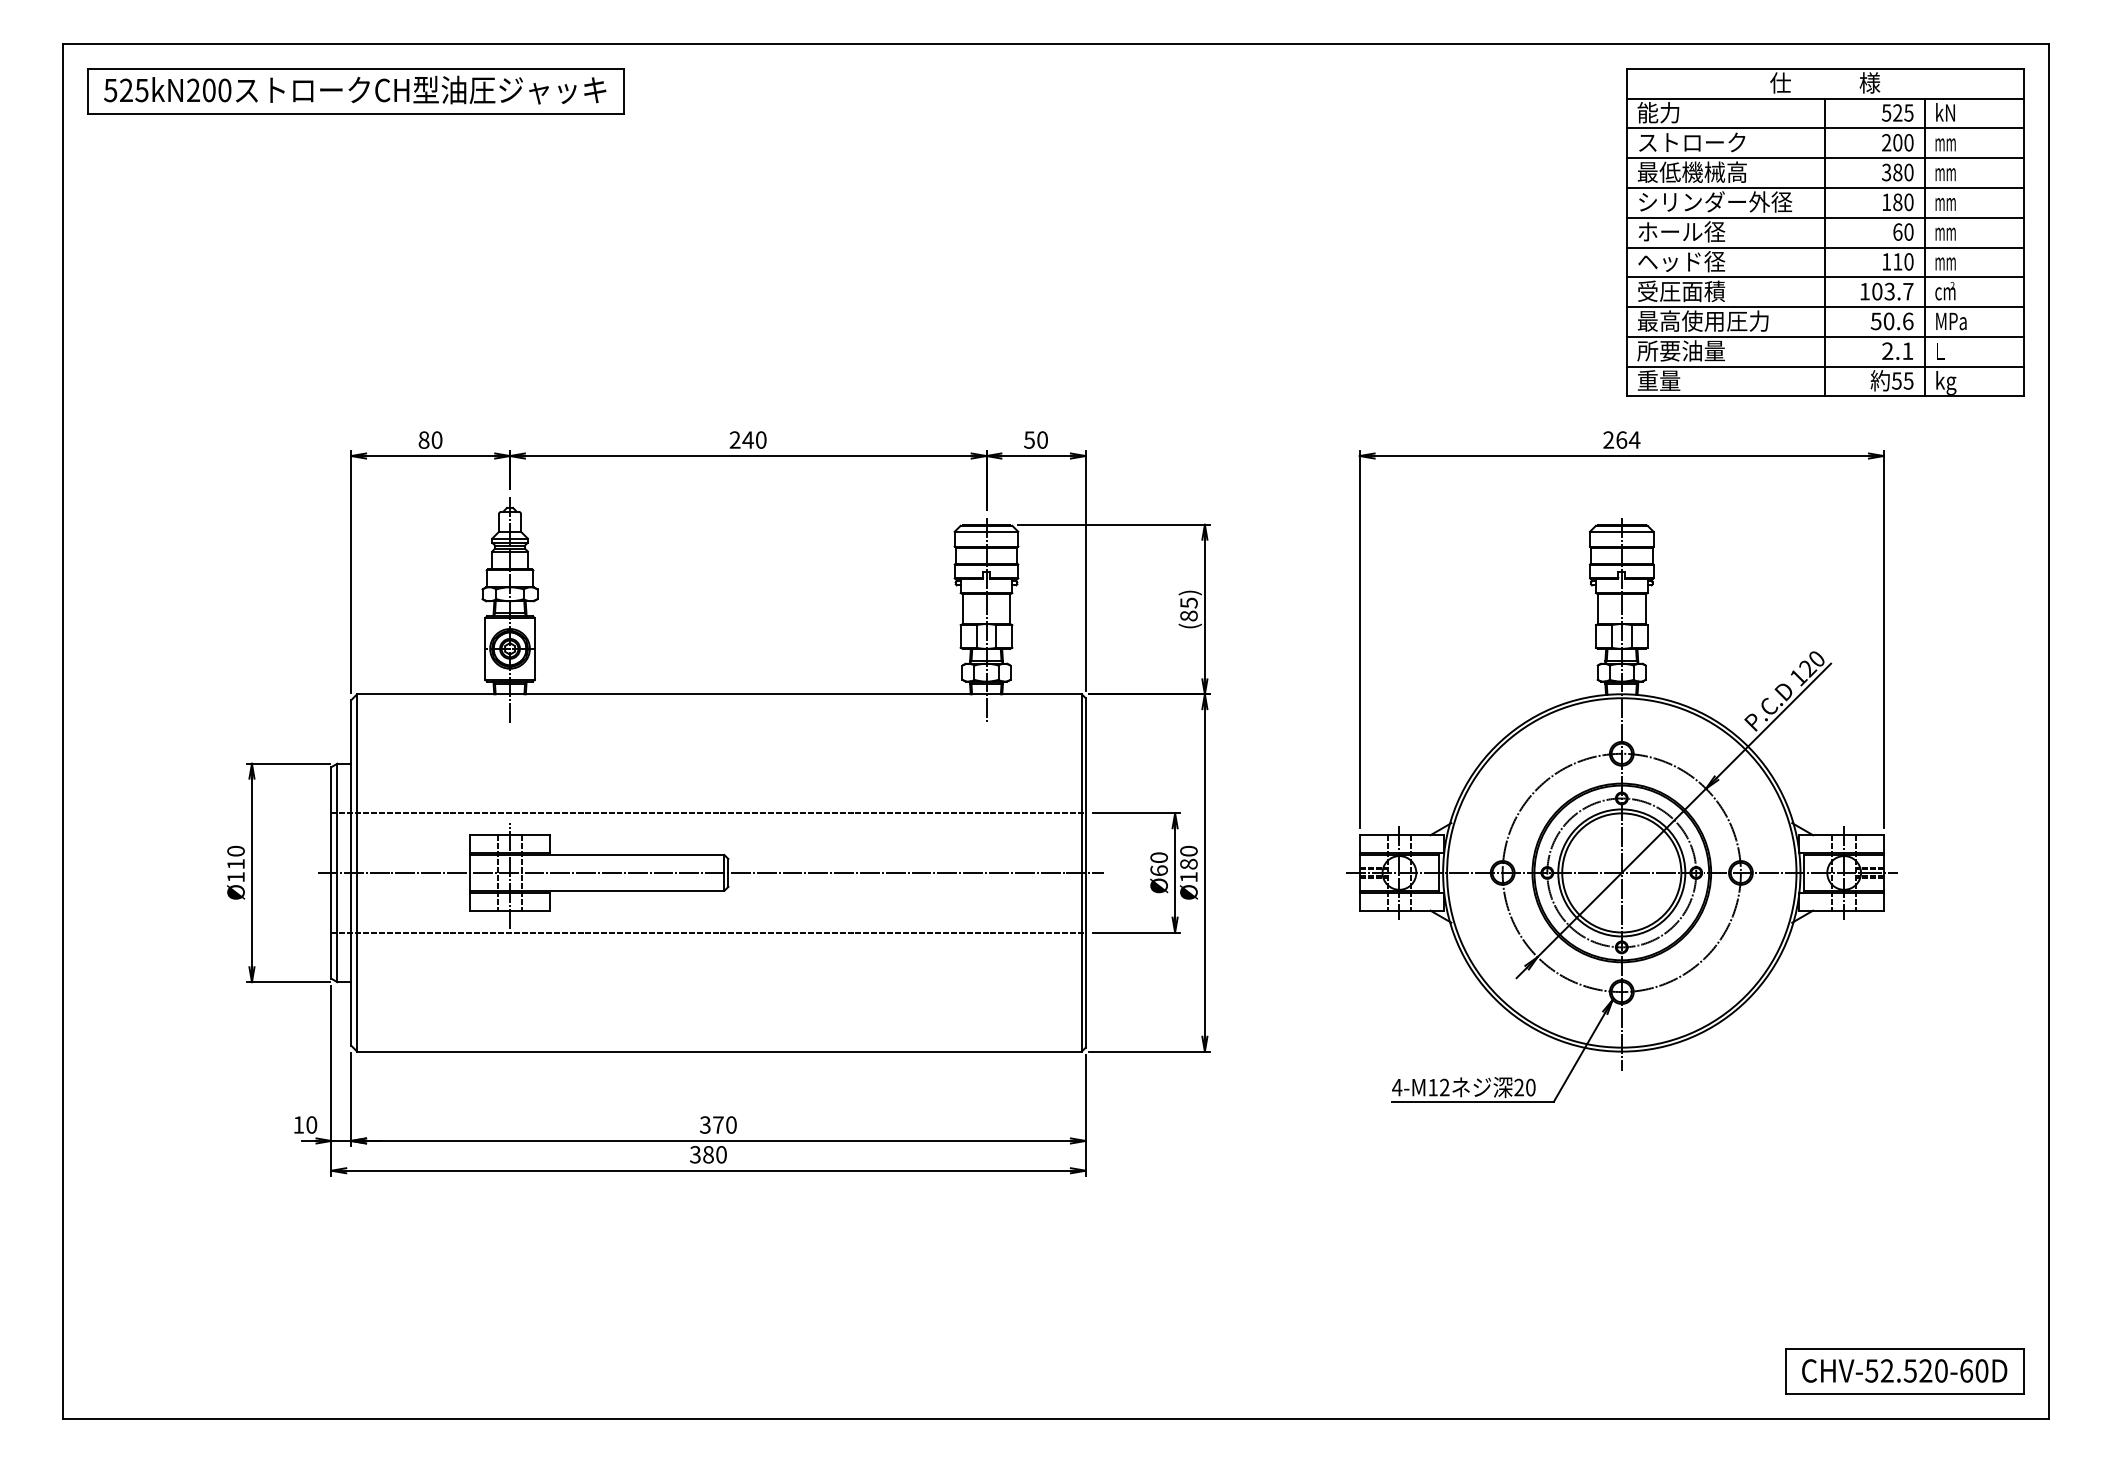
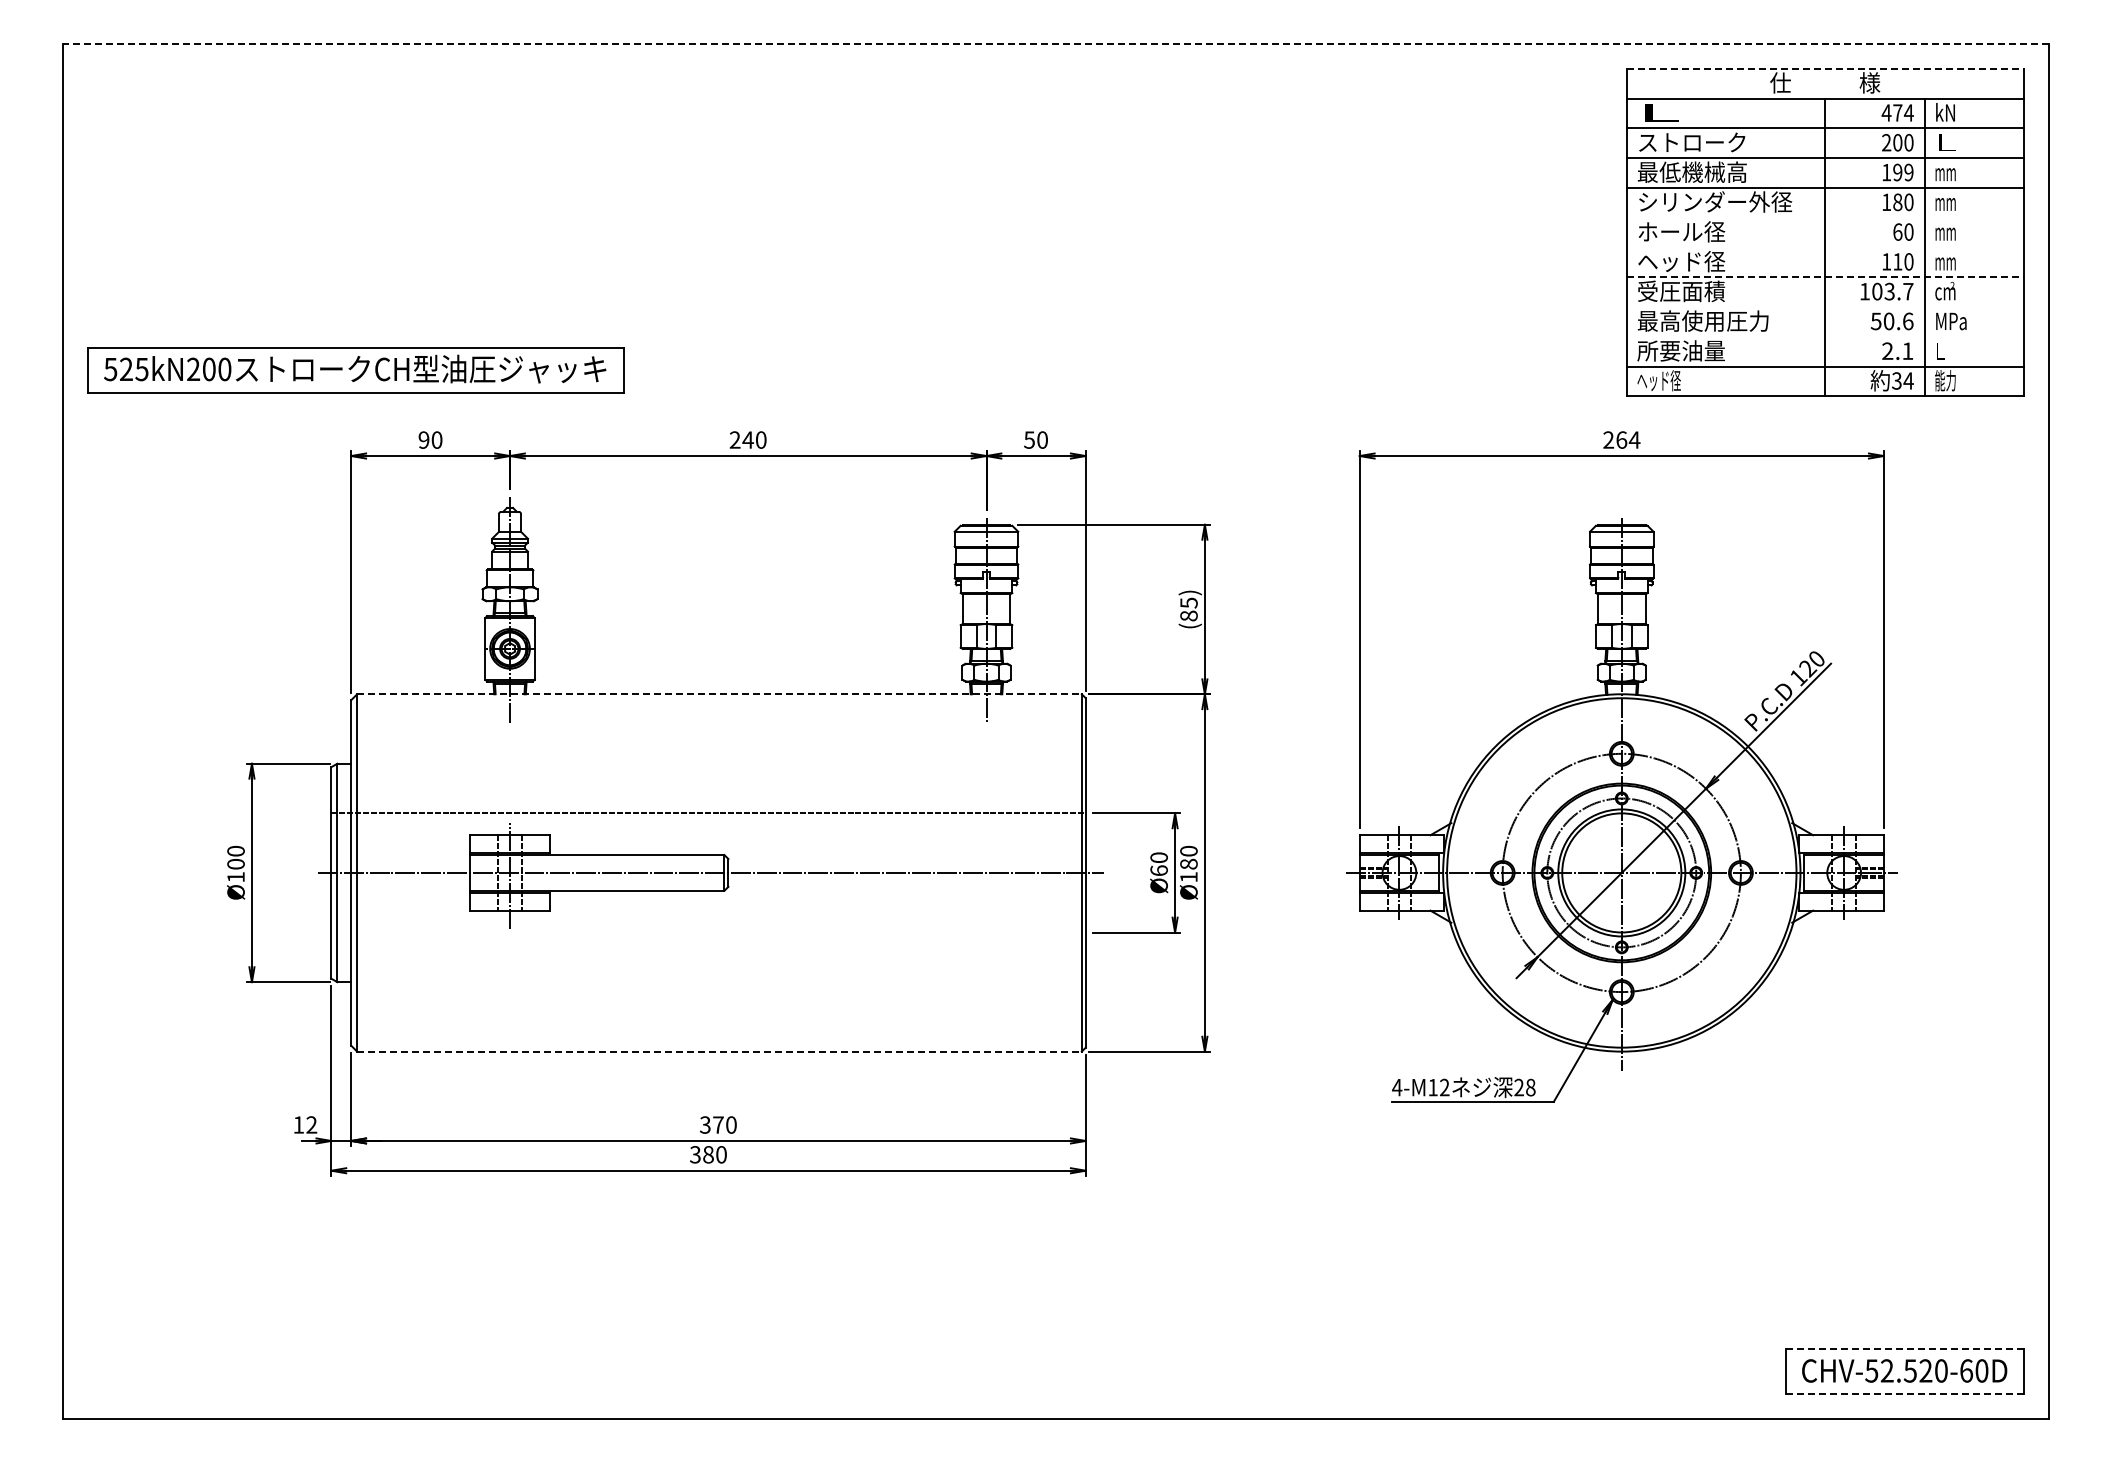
line: solid -> dashed (1056, 44)
line: solid -> dashed (1825, 68)
part position: (355, 91) -> (355, 370) (355, 370)
text: 能力 -> L (1658, 112)
text: 525 -> 474 (1897, 112)
text: mm -> L (1945, 142)
text: 380 -> 199 (1897, 172)
line: present -> none (1824, 217)
line: present -> none (1824, 247)
line: solid -> dashed (1825, 277)
line: present -> none (1824, 307)
line: present -> none (1824, 336)
text: 重量 -> ヘッド径 (1658, 380)
text: 55 -> 34 (1902, 380)
text: kg -> 能力 (1945, 382)
text: 80 -> 90 (423, 439)
line: solid -> dashed (719, 694)
text: Ø110 -> Ø100 (235, 864)
line: present -> none (708, 932)
line: solid -> dashed (719, 1051)
text: 20 -> 28 (1530, 1087)
text: 10 -> 12 (311, 1124)
line: solid -> dashed (1905, 1349)
line: solid -> dashed (1905, 1394)
